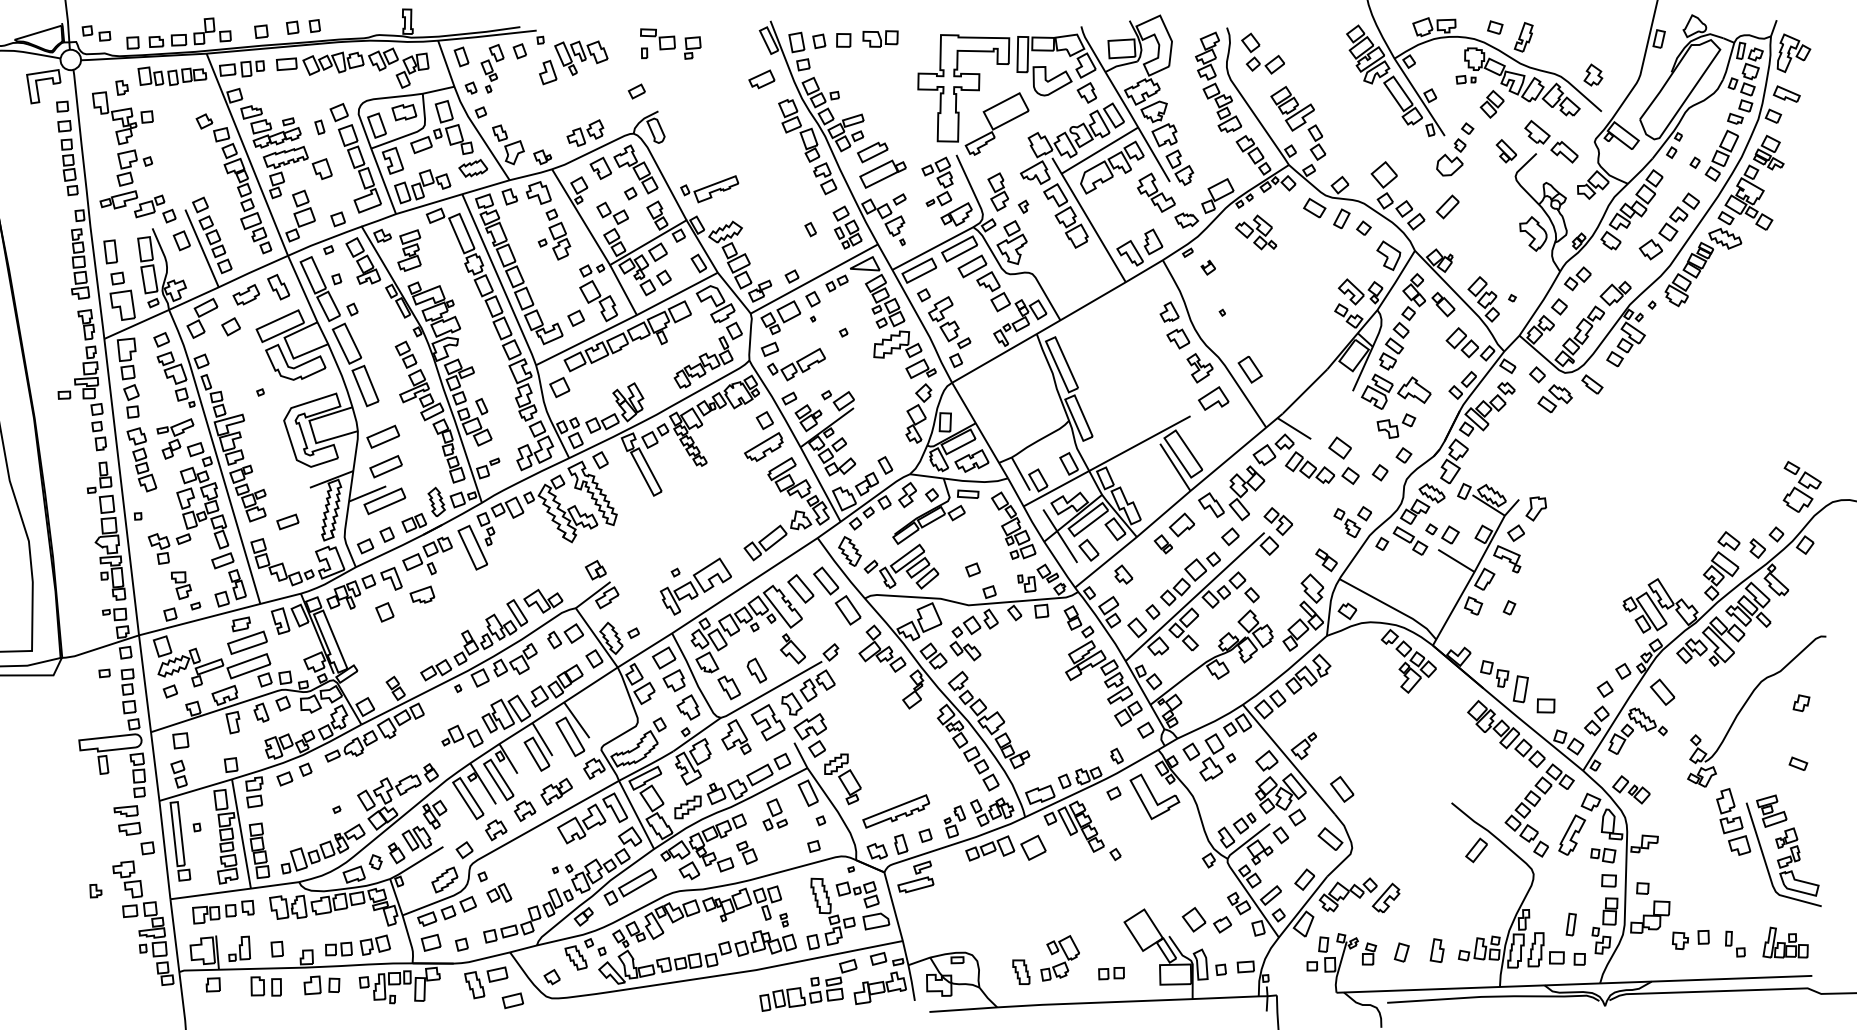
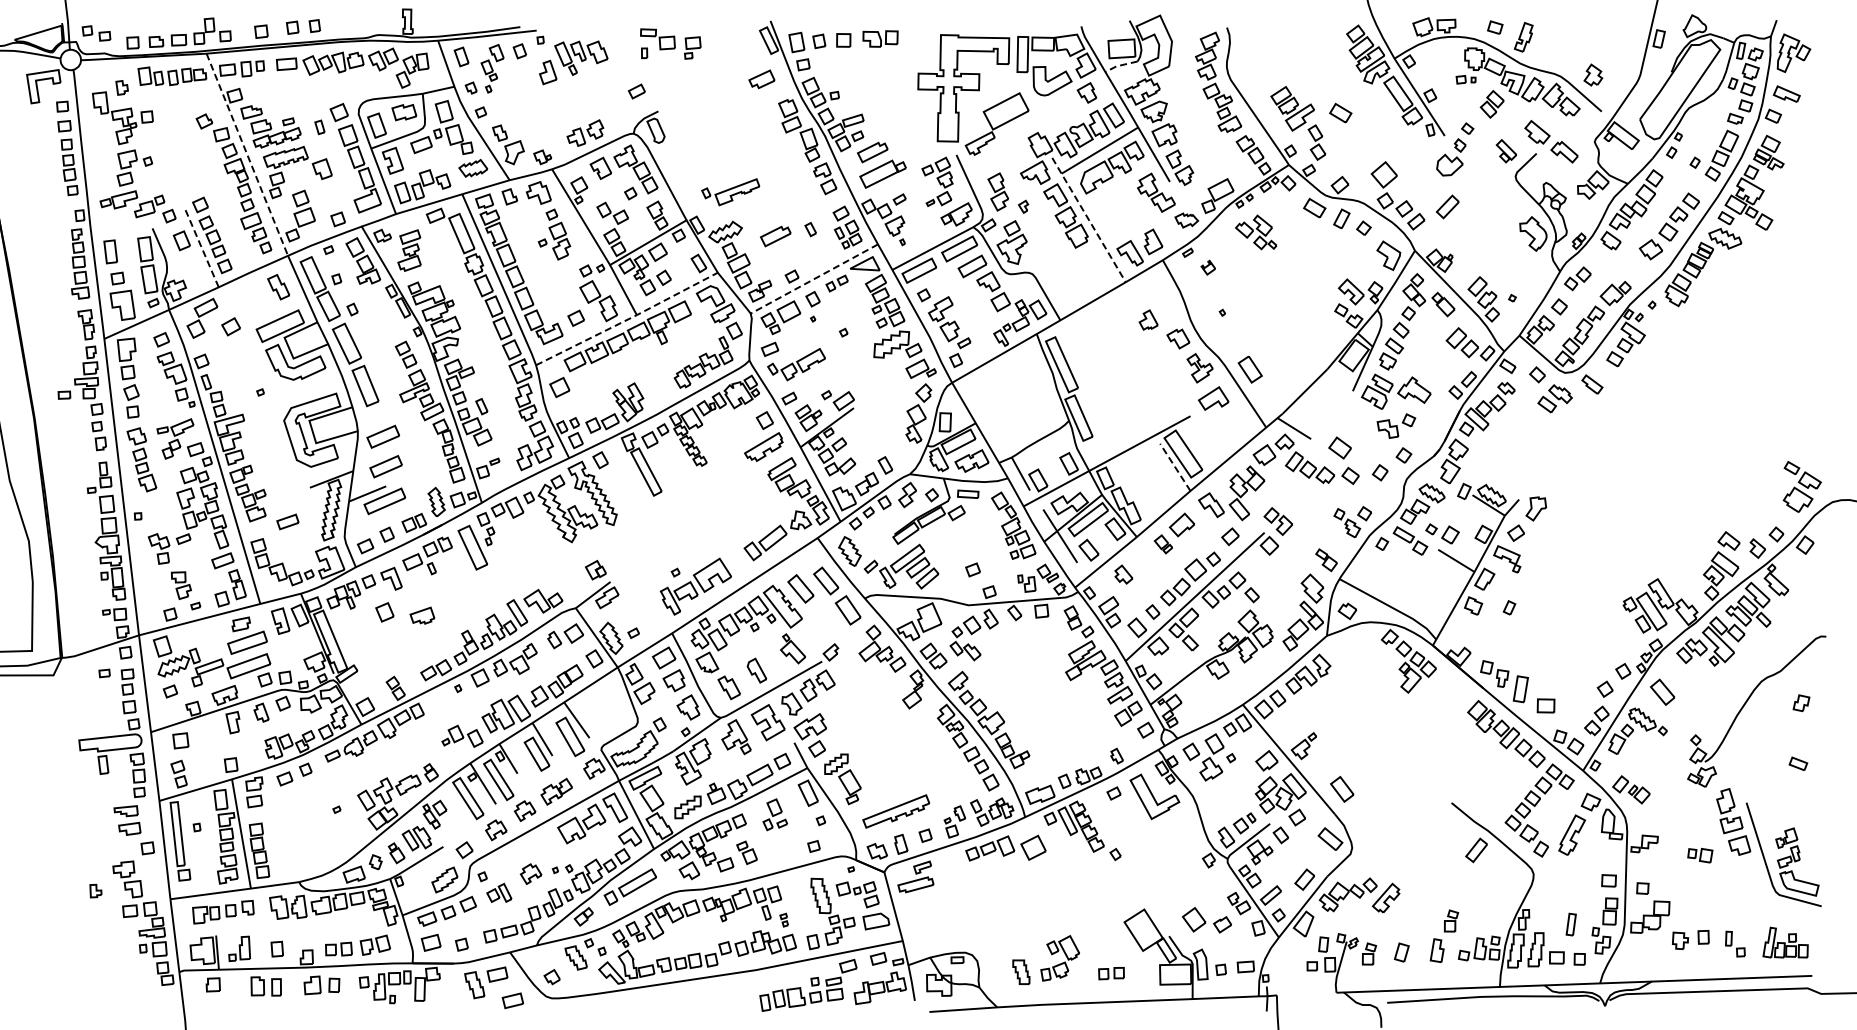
part: present -> none (1257, 48)
line: solid -> dashed (1120, 65)
part: none -> present (1340, 112)
line: solid -> dashed (247, 154)
part position: (709, 189) -> (730, 192) (730, 192)
line: solid -> dashed (1088, 219)
part: none -> present (775, 236)
line: solid -> dashed (201, 248)
line: solid -> dashed (813, 279)
part: present -> none (246, 294)
part position: (1169, 311) -> (1148, 319) (1148, 319)
line: solid -> dashed (627, 319)
line: solid -> dashed (1175, 467)
part position: (422, 594) -> (422, 615) (422, 615)
part: present -> none (1771, 810)
part: present -> none (322, 848)
part position: (1603, 855) -> (1700, 855) (1700, 855)
part: none -> present (530, 874)
part: none -> present (1451, 920)
